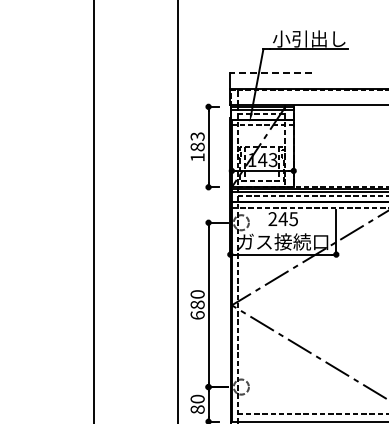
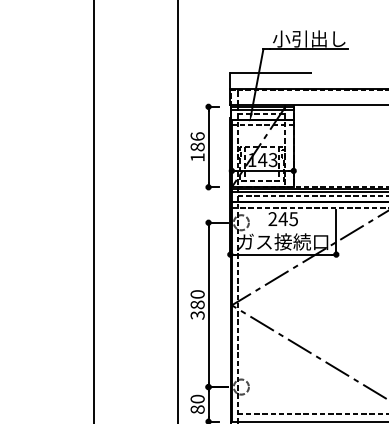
line: dashed -> solid (271, 72)
text: 183 -> 186 (197, 136)
text: 680 -> 380 (197, 315)
